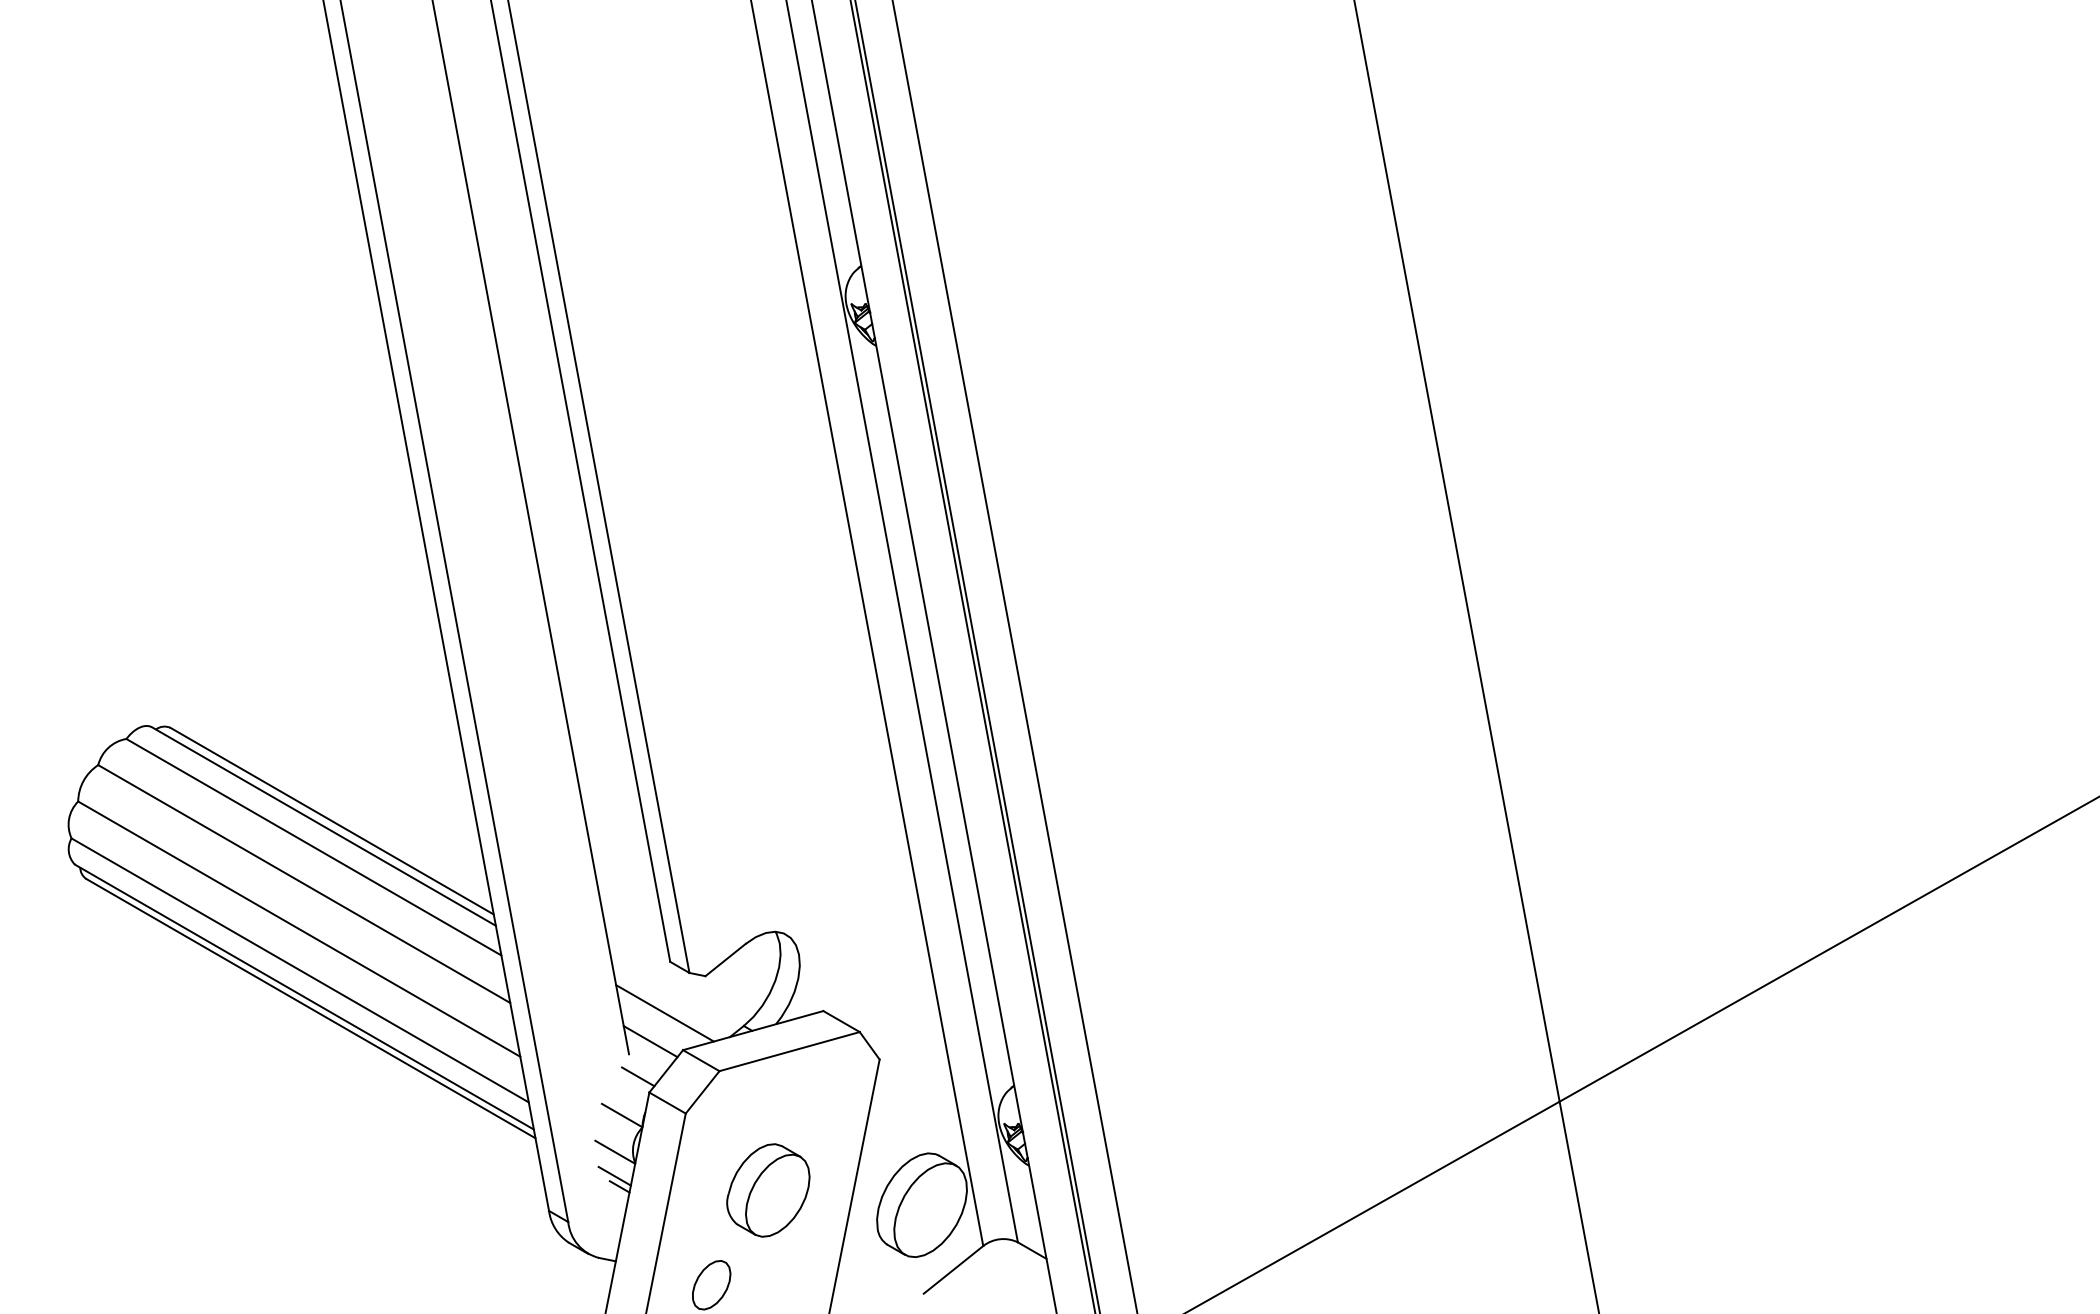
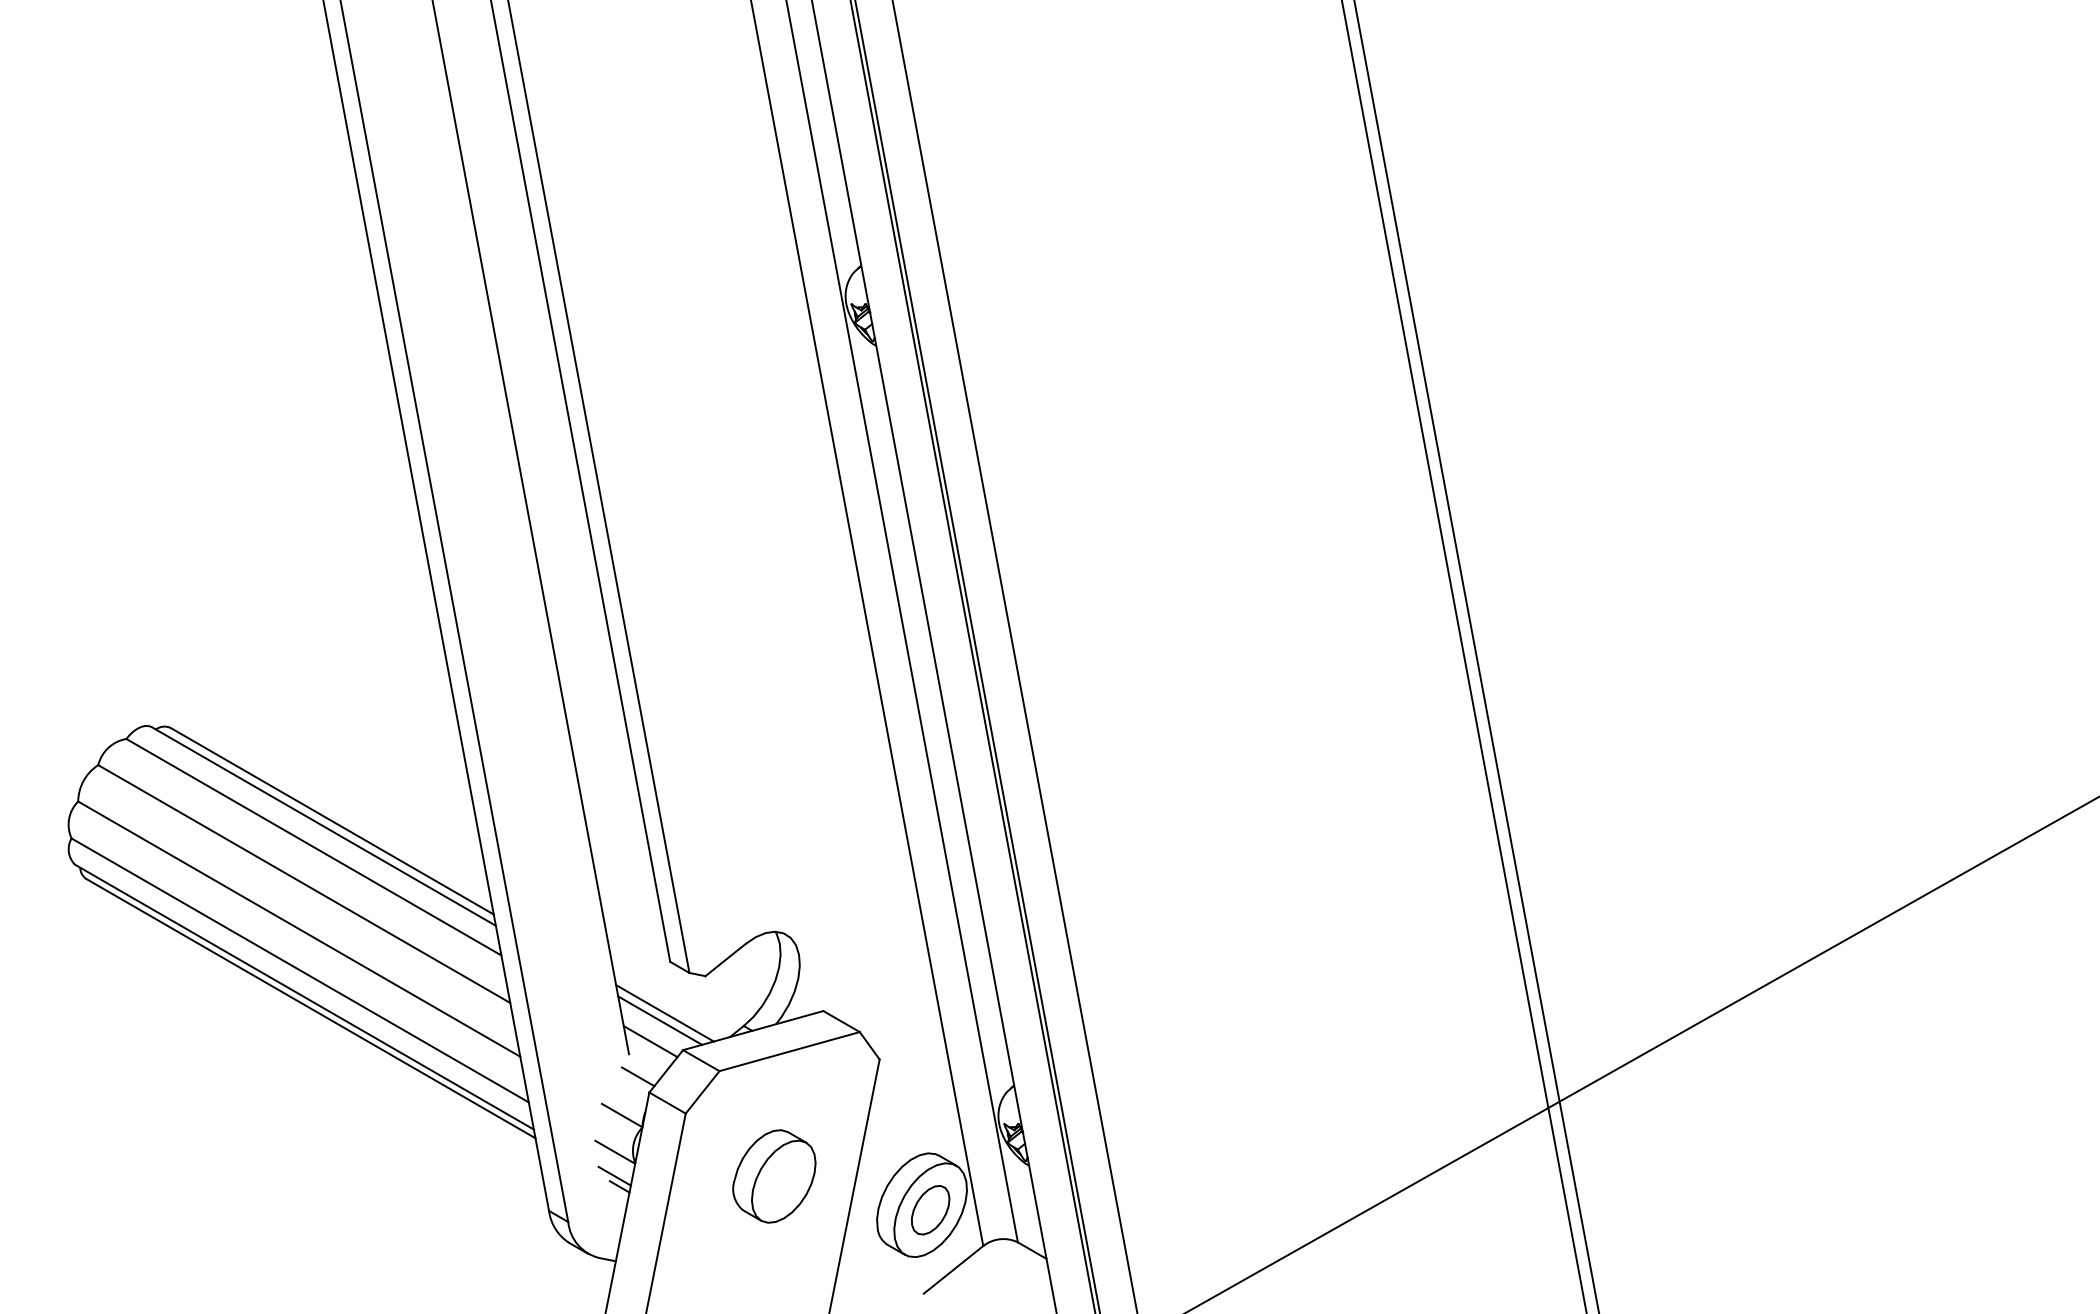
line: none -> present (1464, 656)
line: none -> present (660, 1020)
part position: (768, 1190) -> (774, 1176) (774, 1176)
part position: (711, 1285) -> (930, 1210) (930, 1210)
